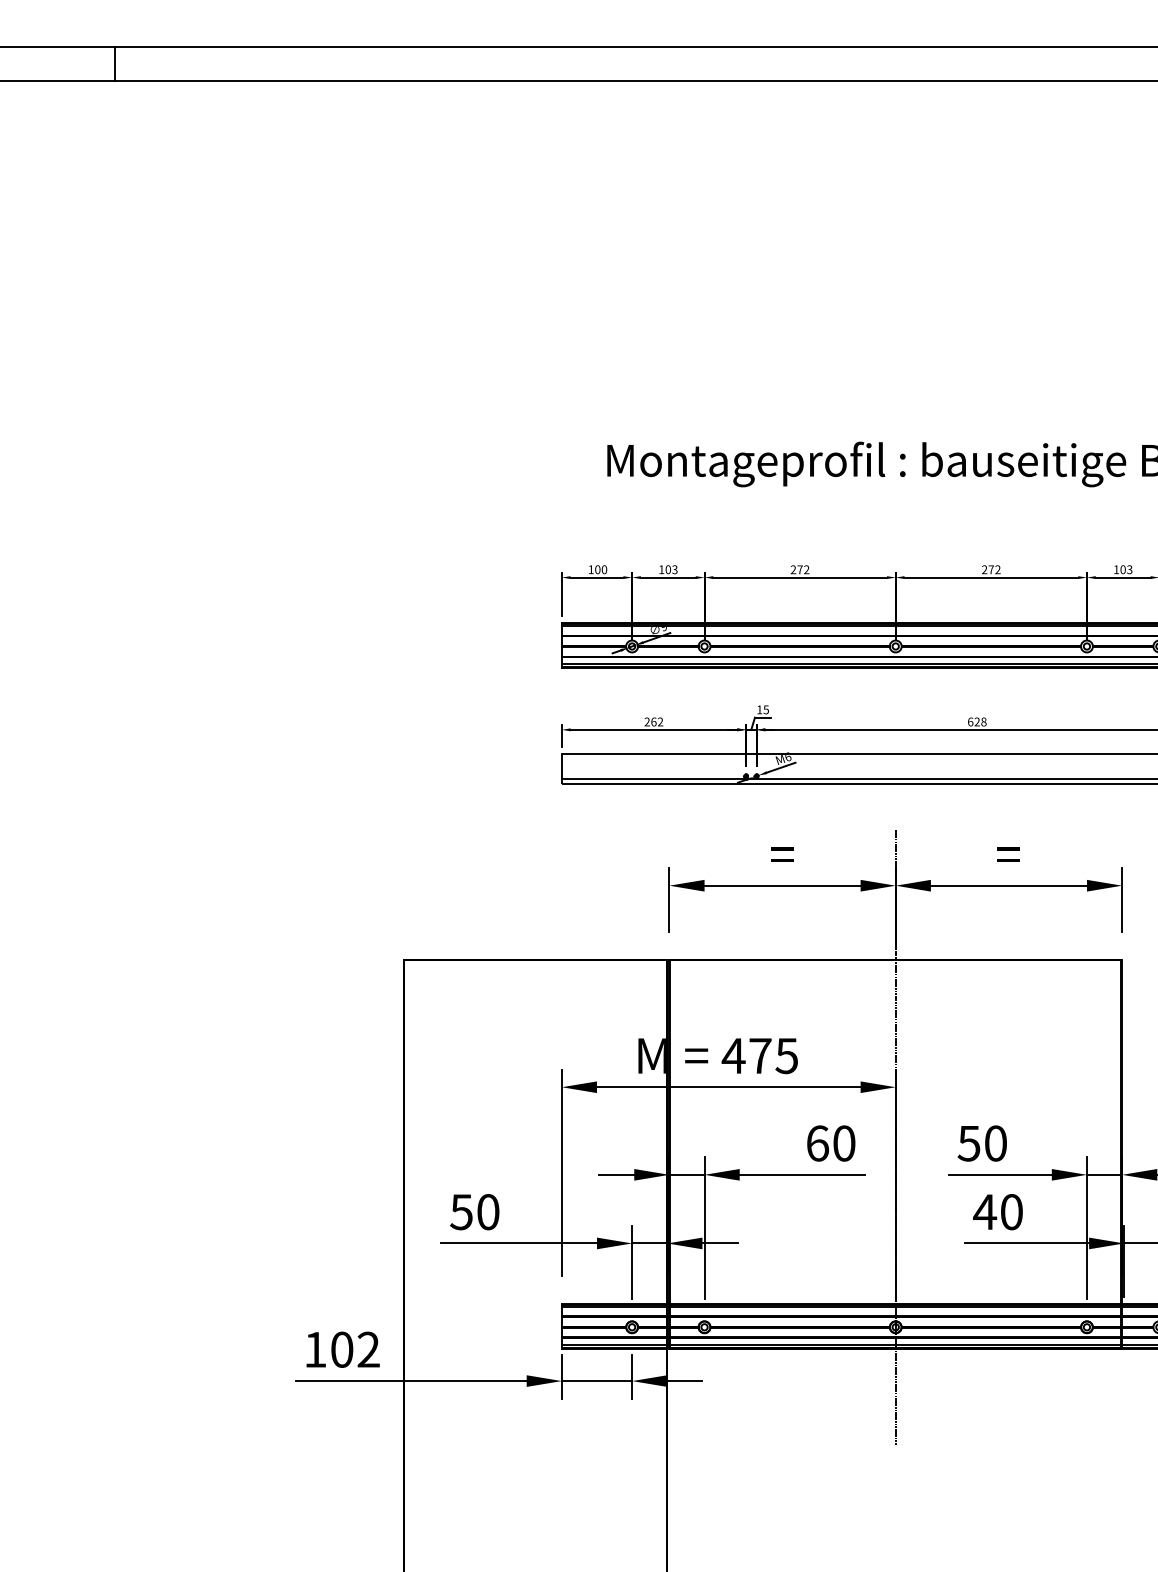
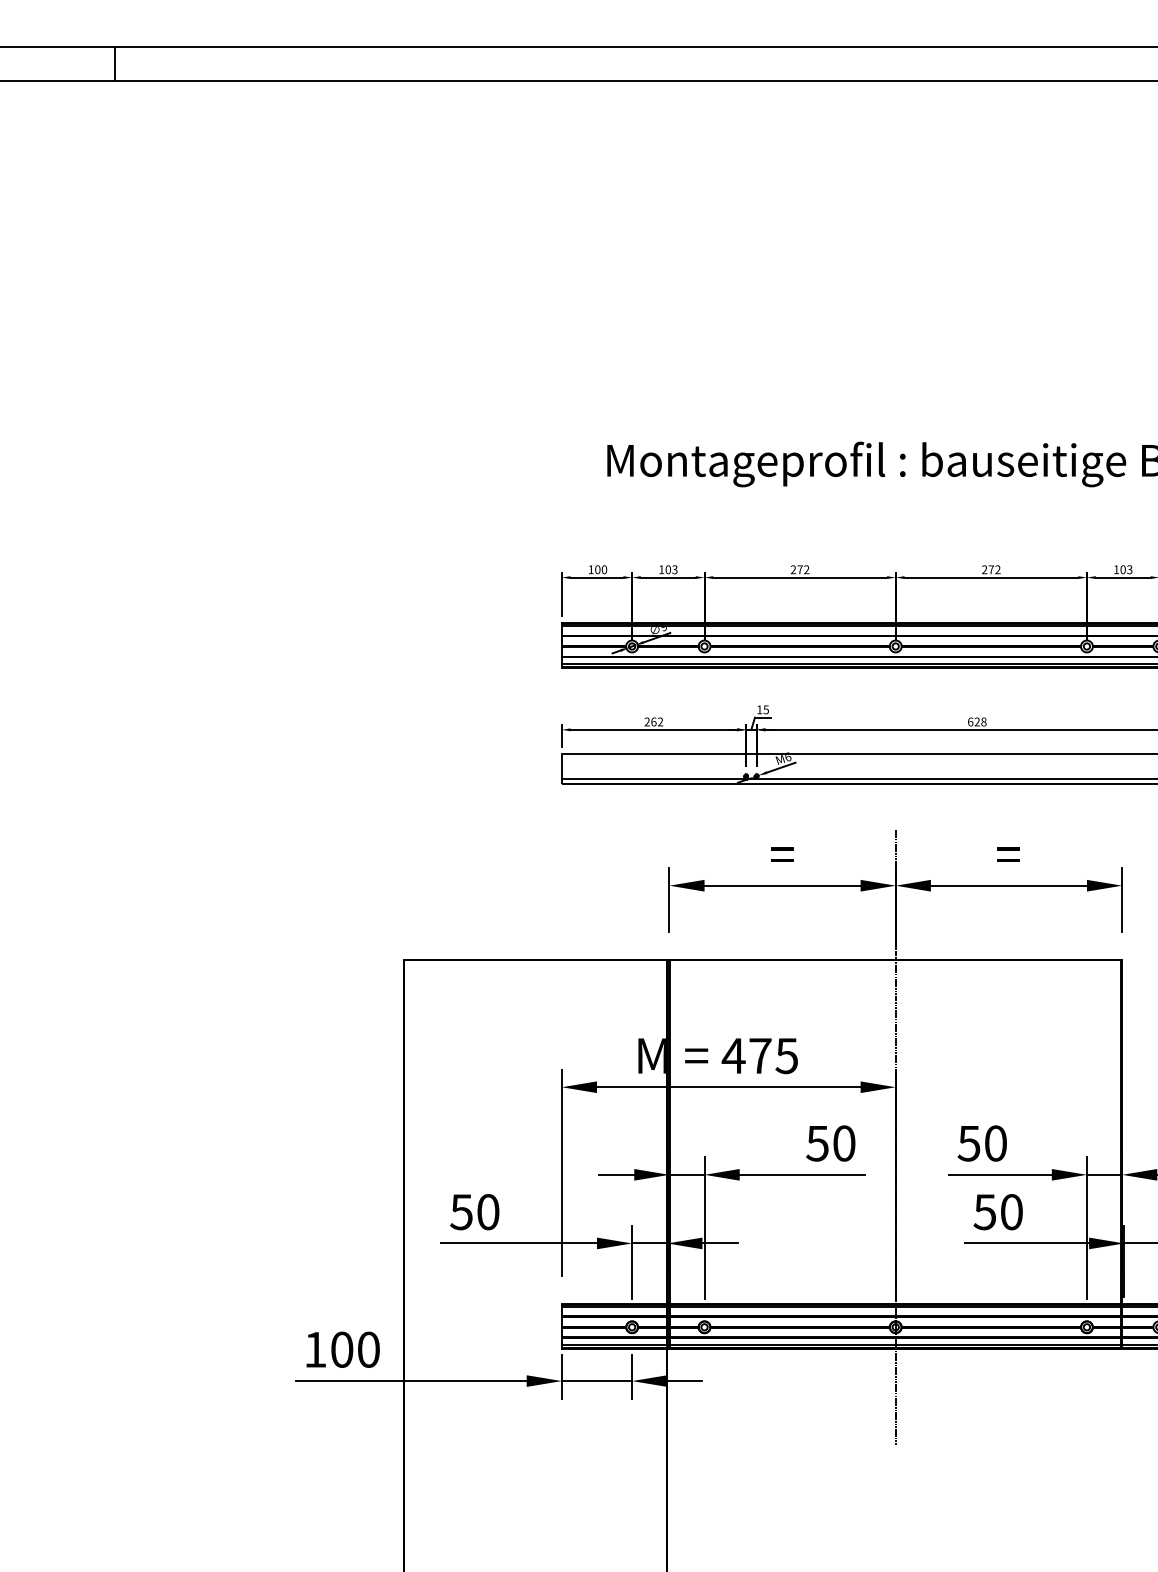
text: 60 -> 50 (817, 1143)
text: 40 -> 50 (985, 1212)
text: 102 -> 100 (368, 1349)
